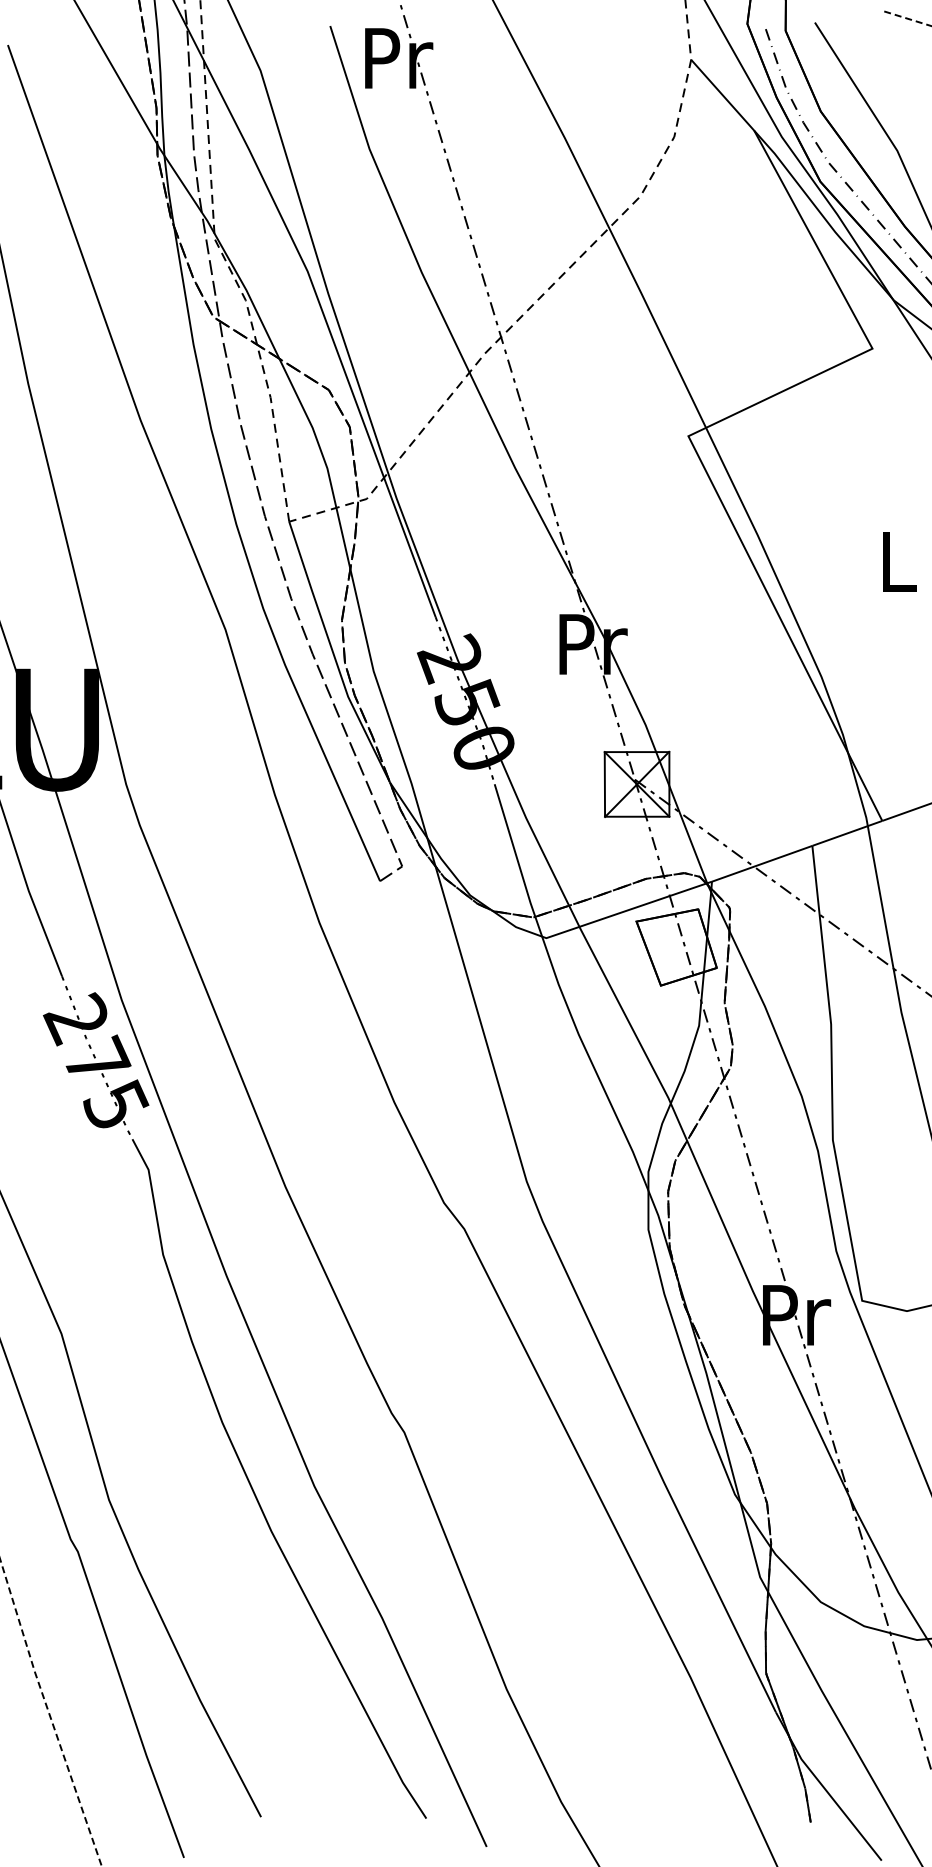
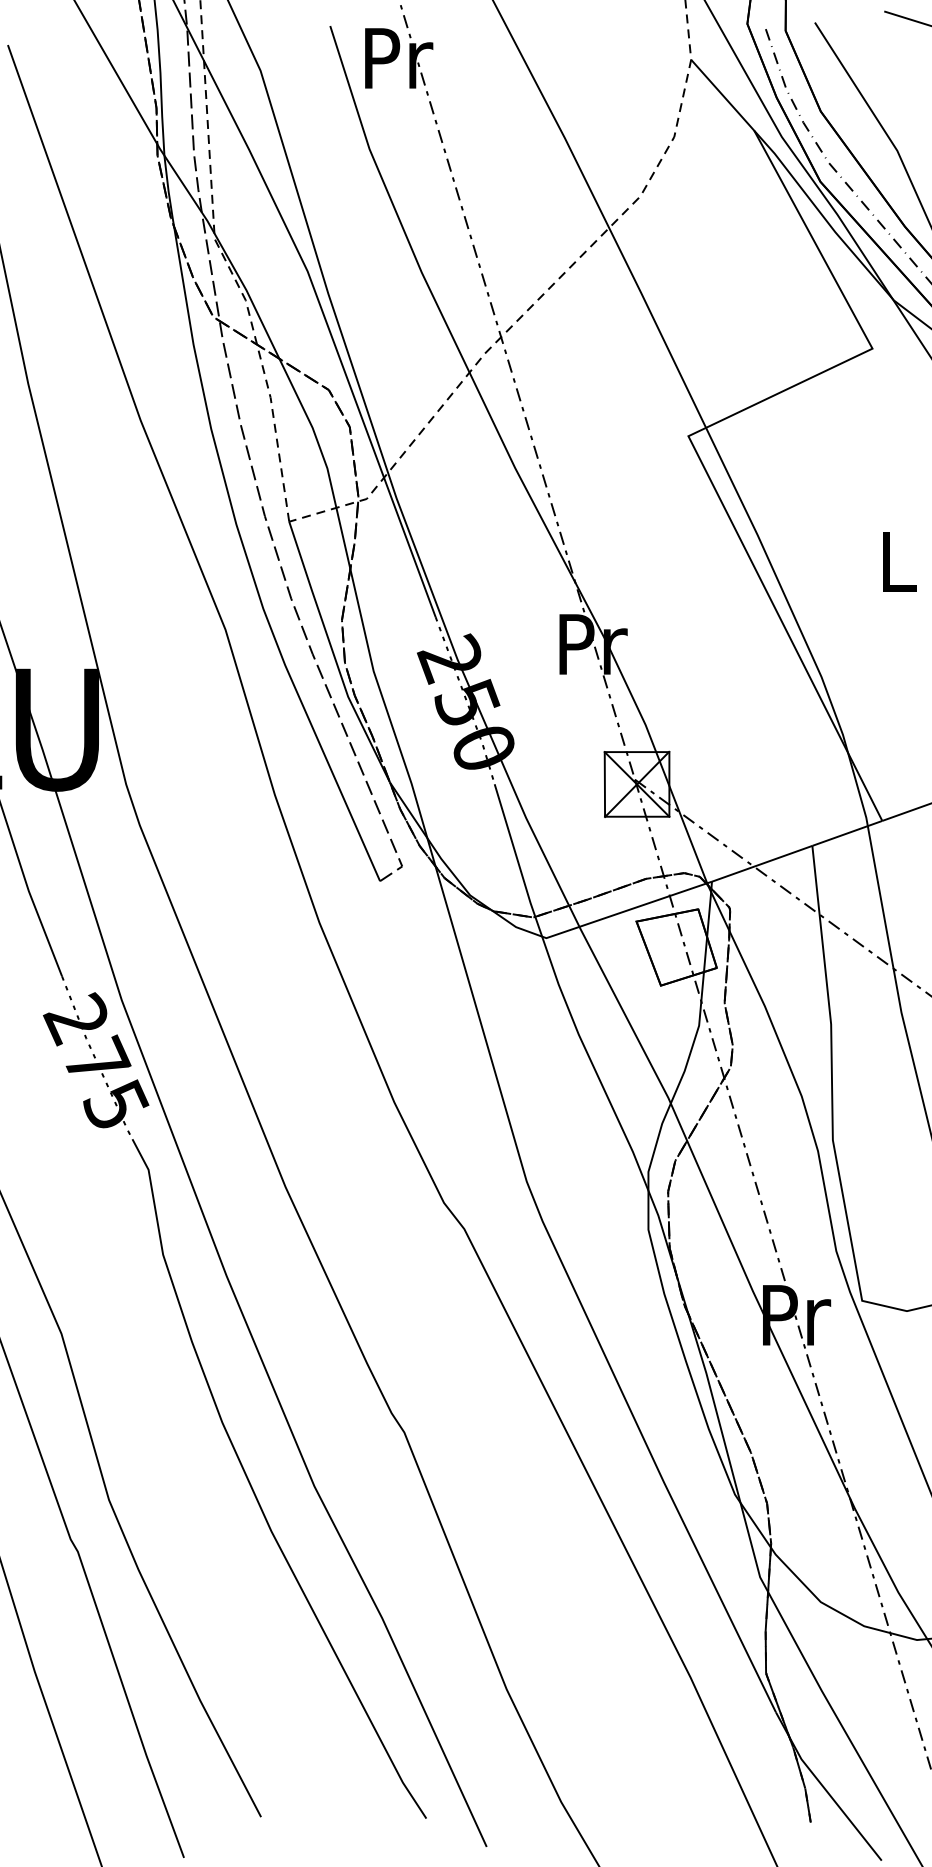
line: dashed -> solid (908, 18)
line: dashed -> solid (49, 1713)
